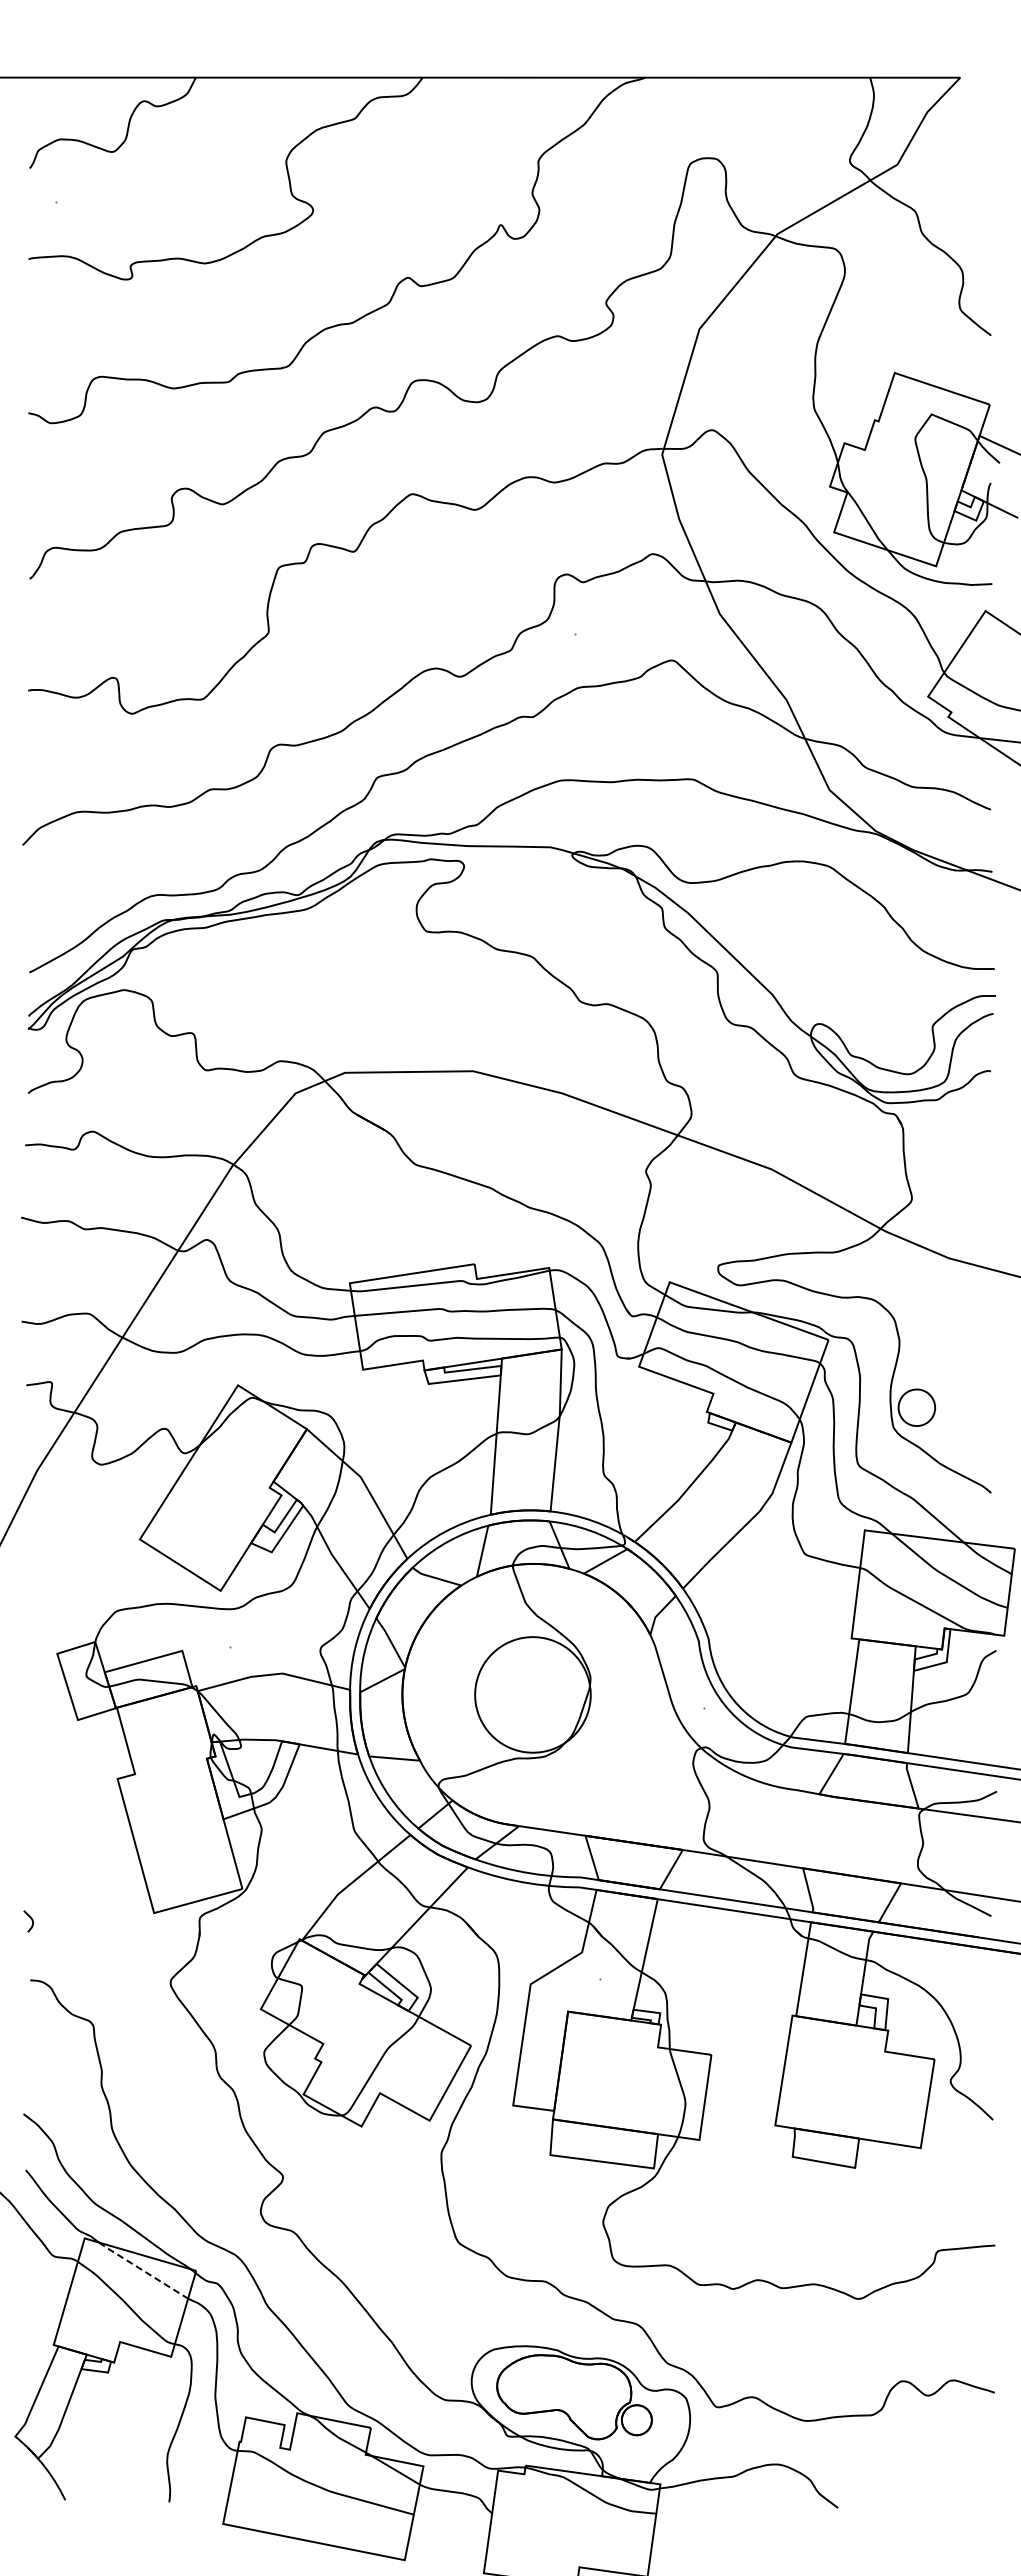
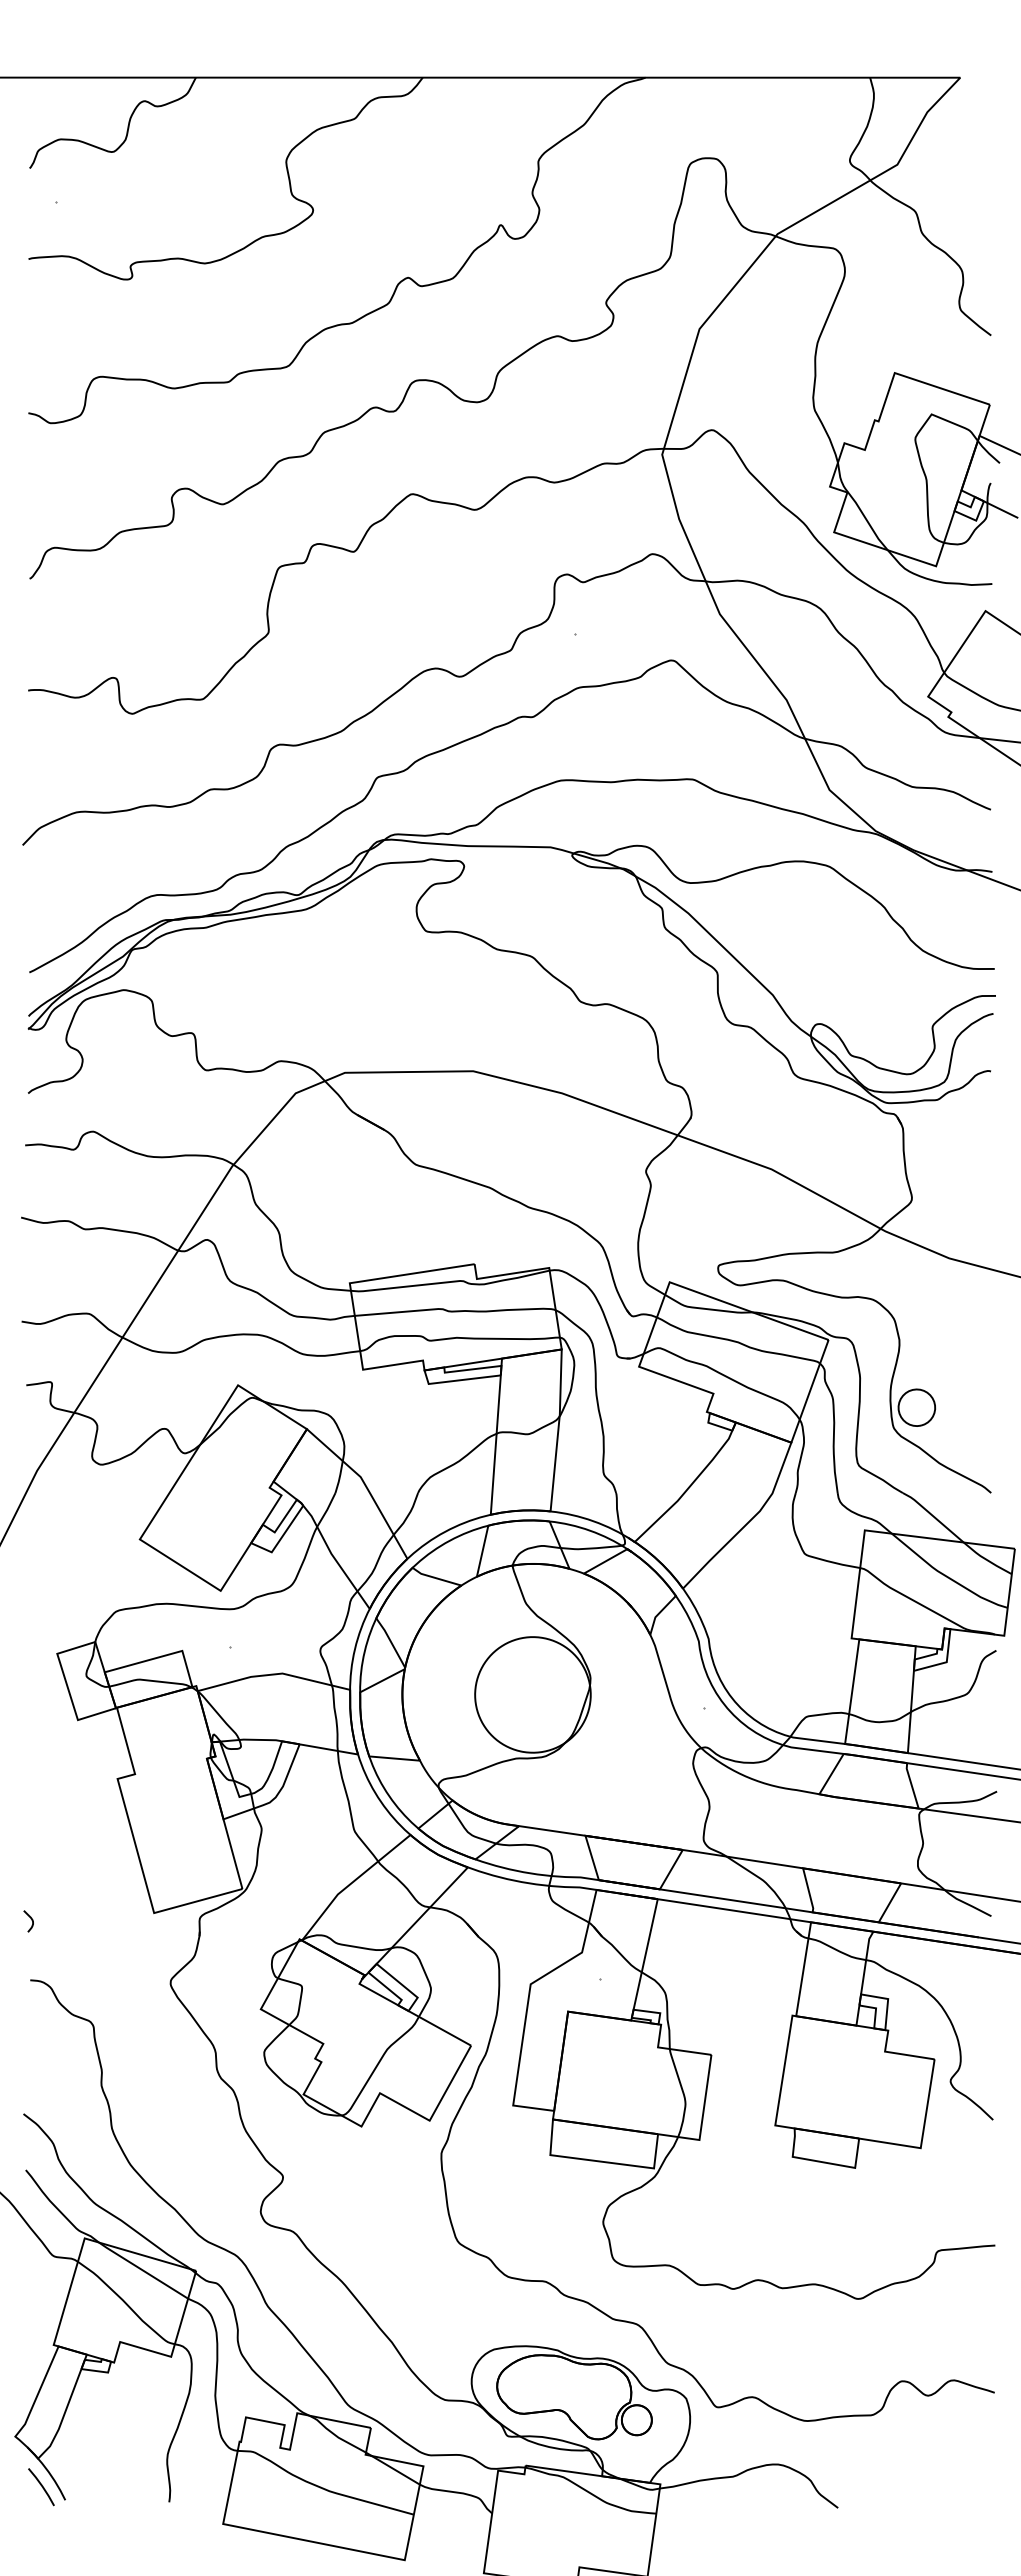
line: dashed -> solid (143, 2270)
line: none -> present (41, 2486)
